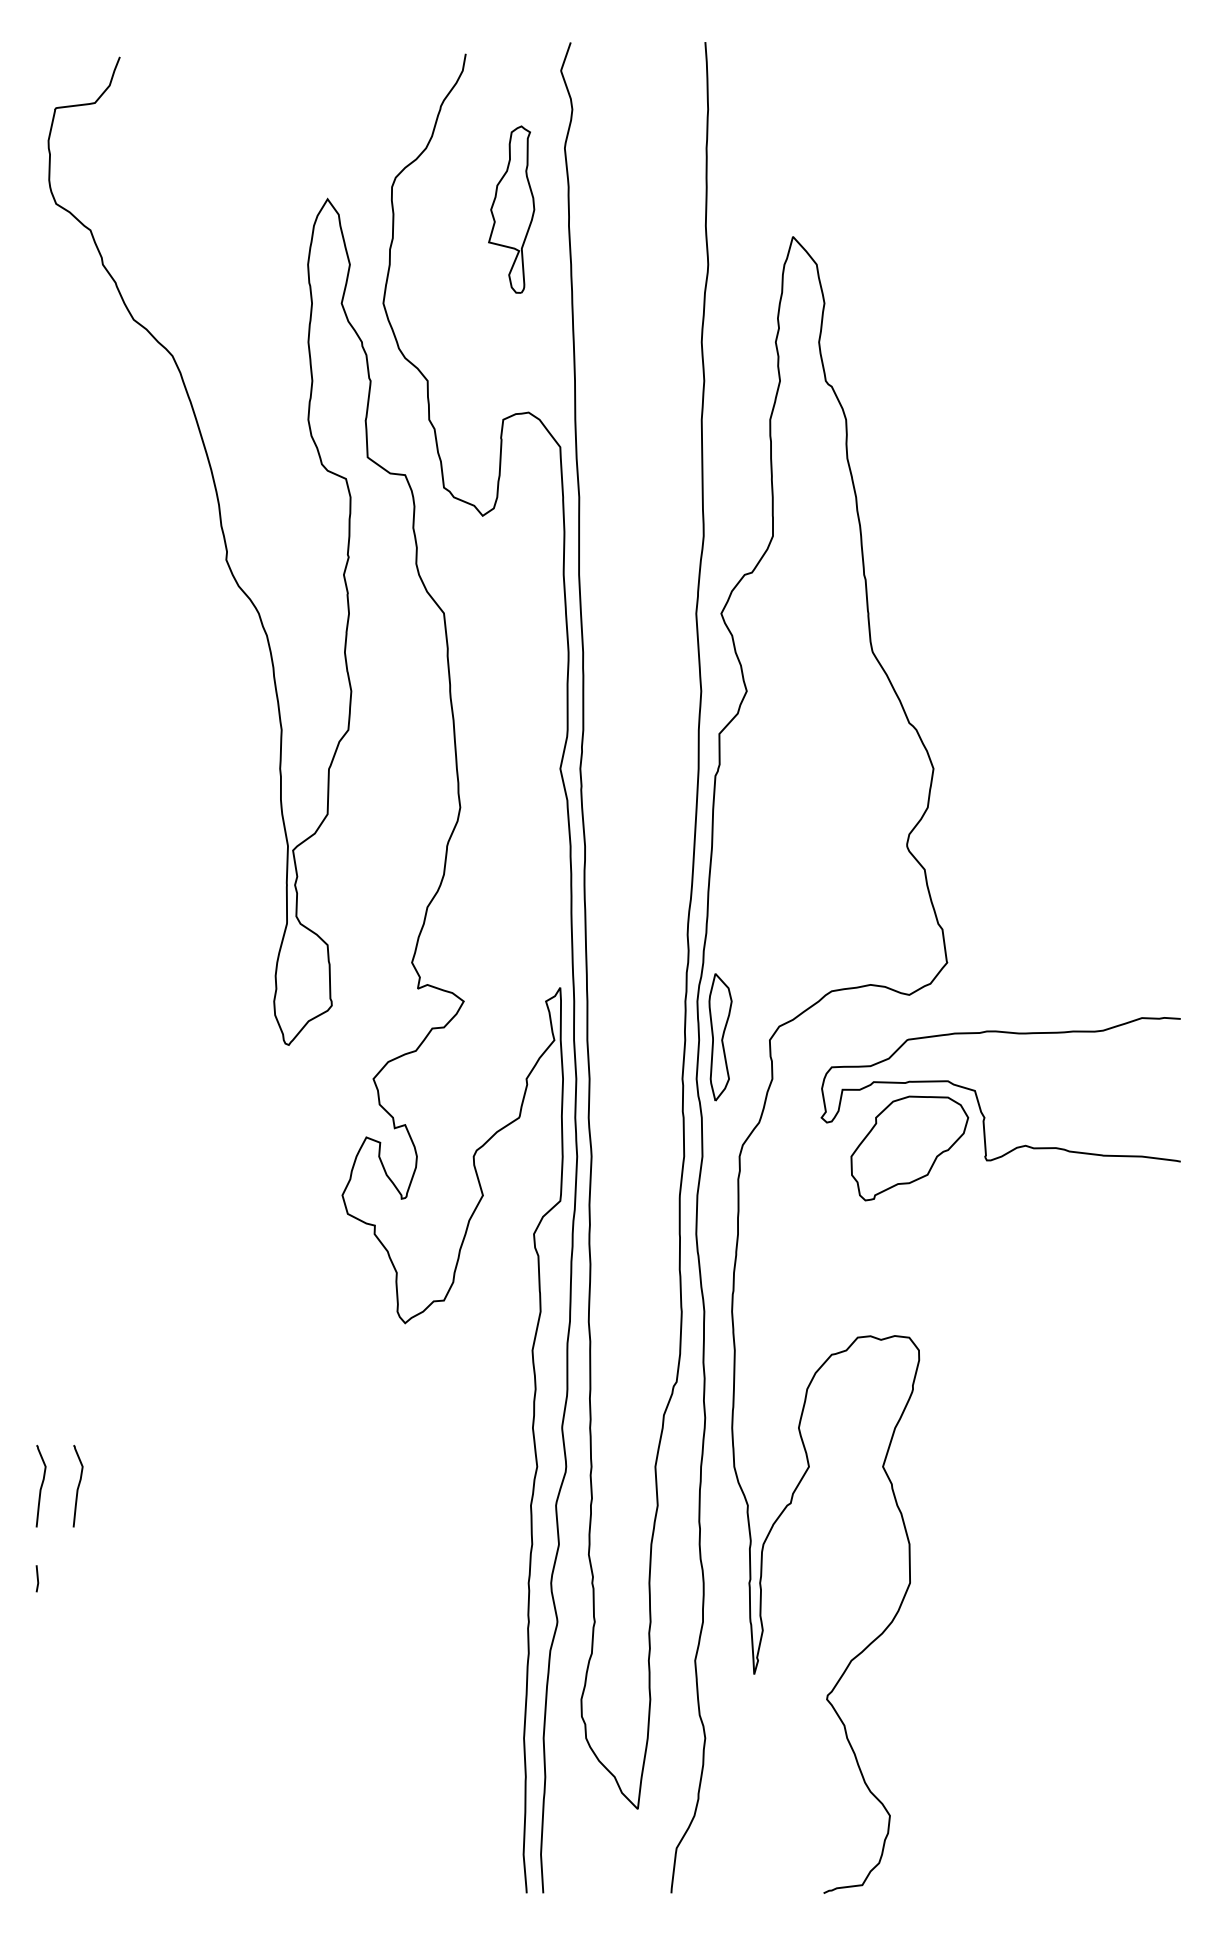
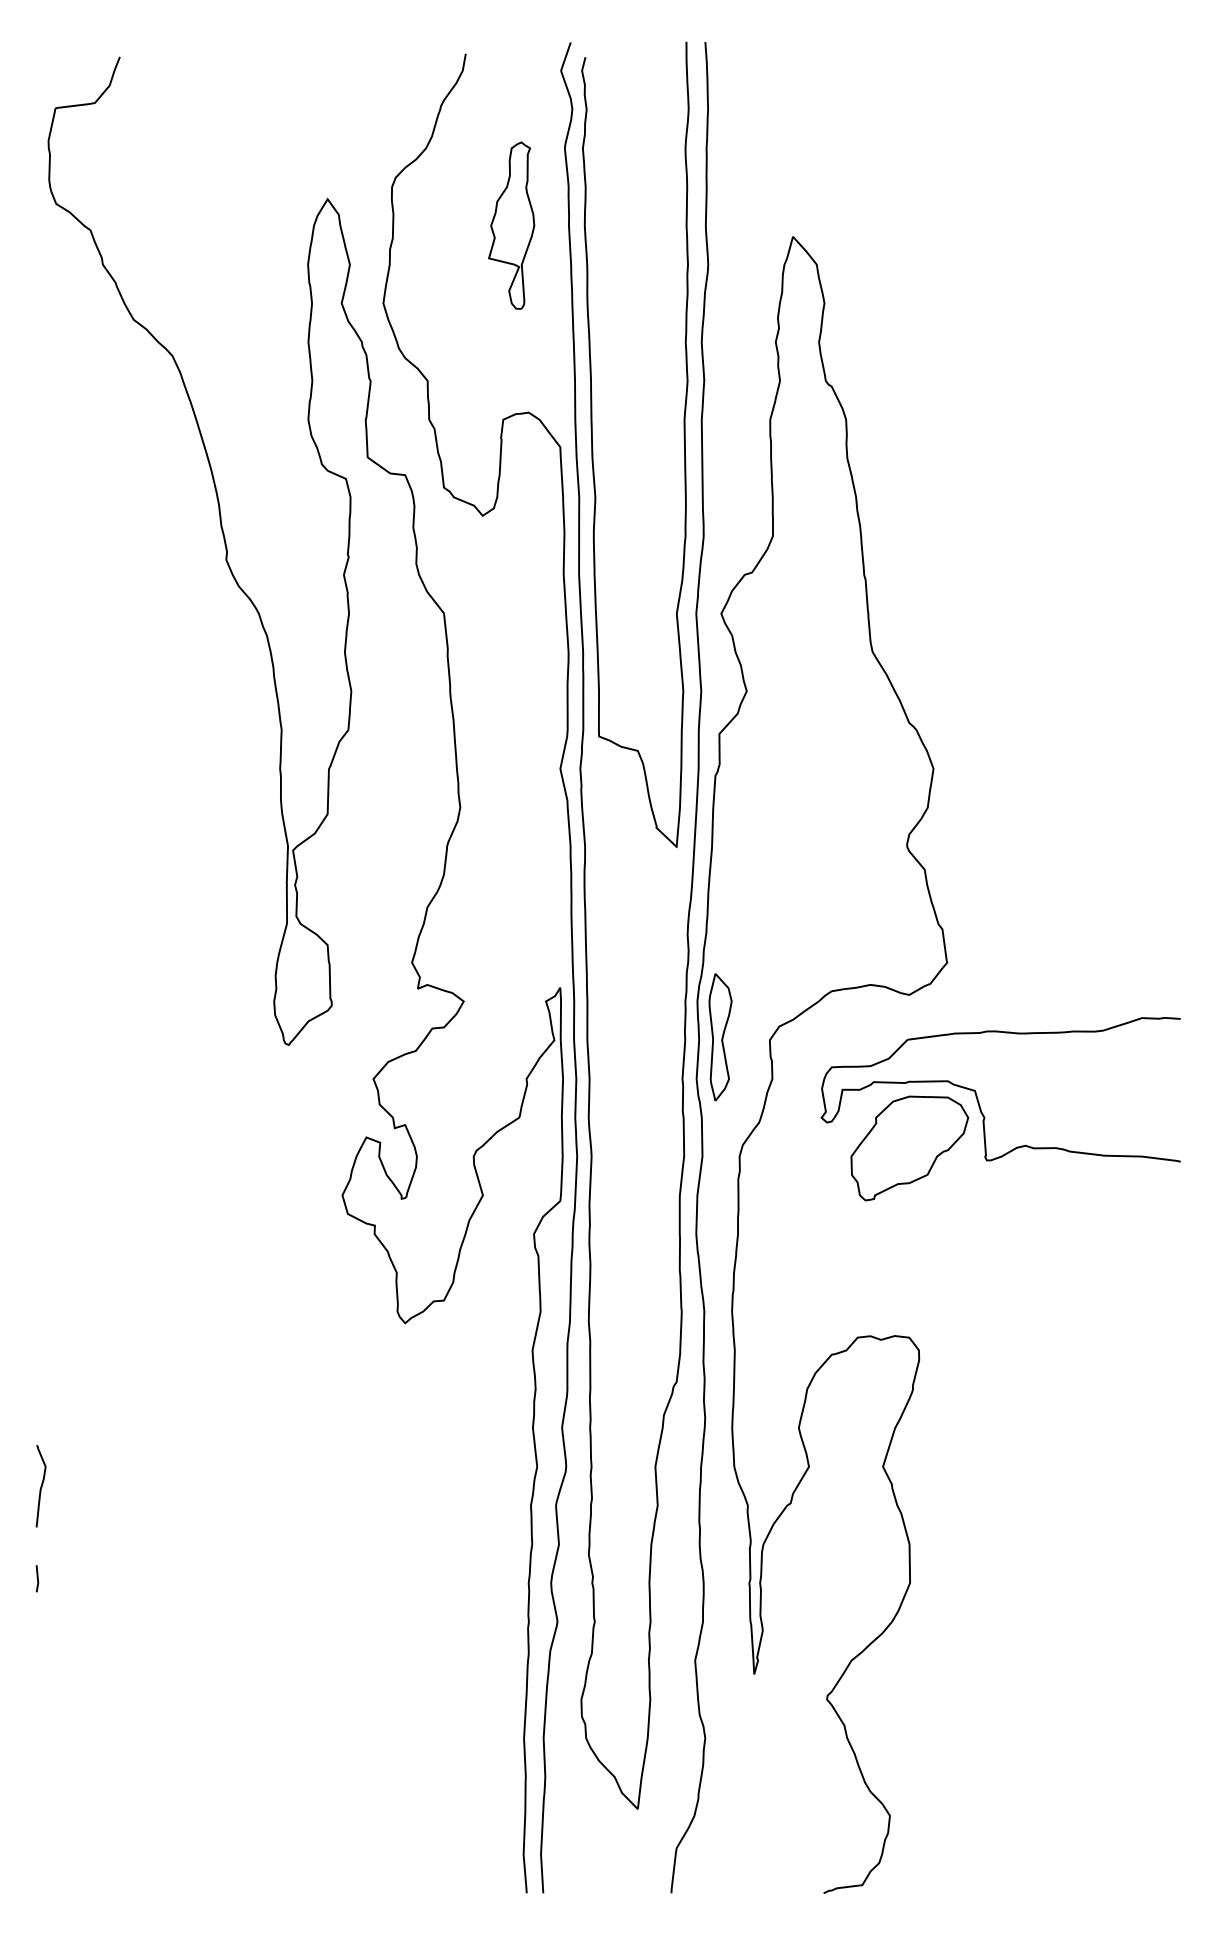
part position: (511, 209) -> (511, 225) (511, 225)
curve: none -> present (593, 447)
curve: present -> none (77, 1486)
